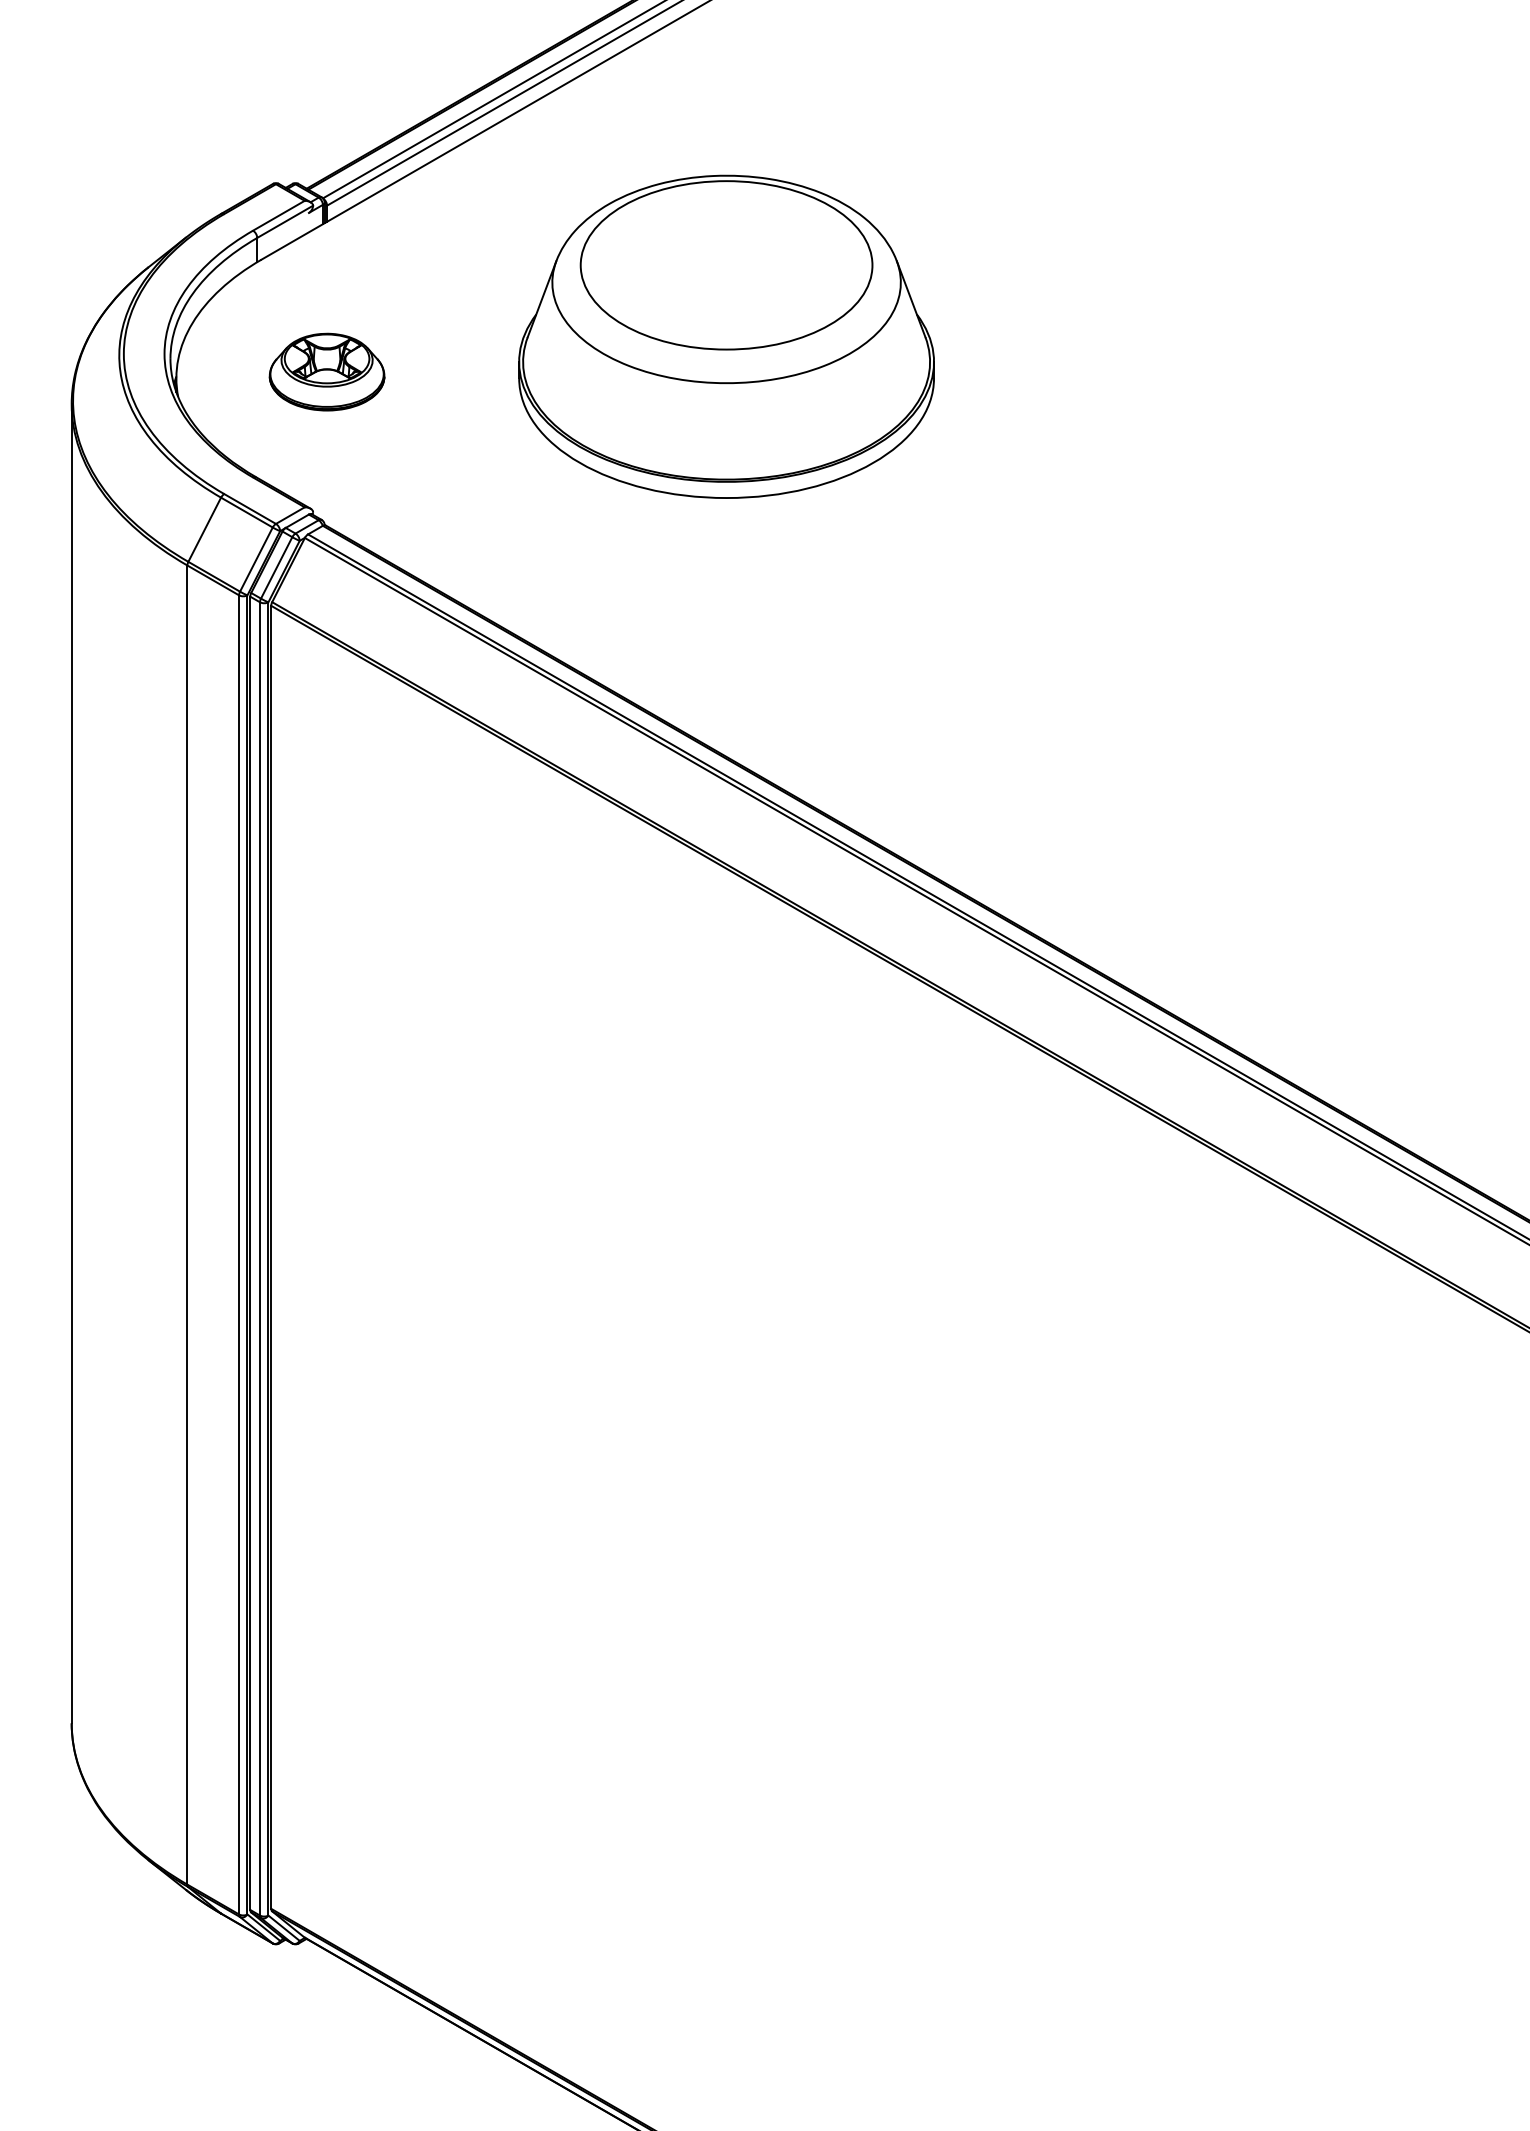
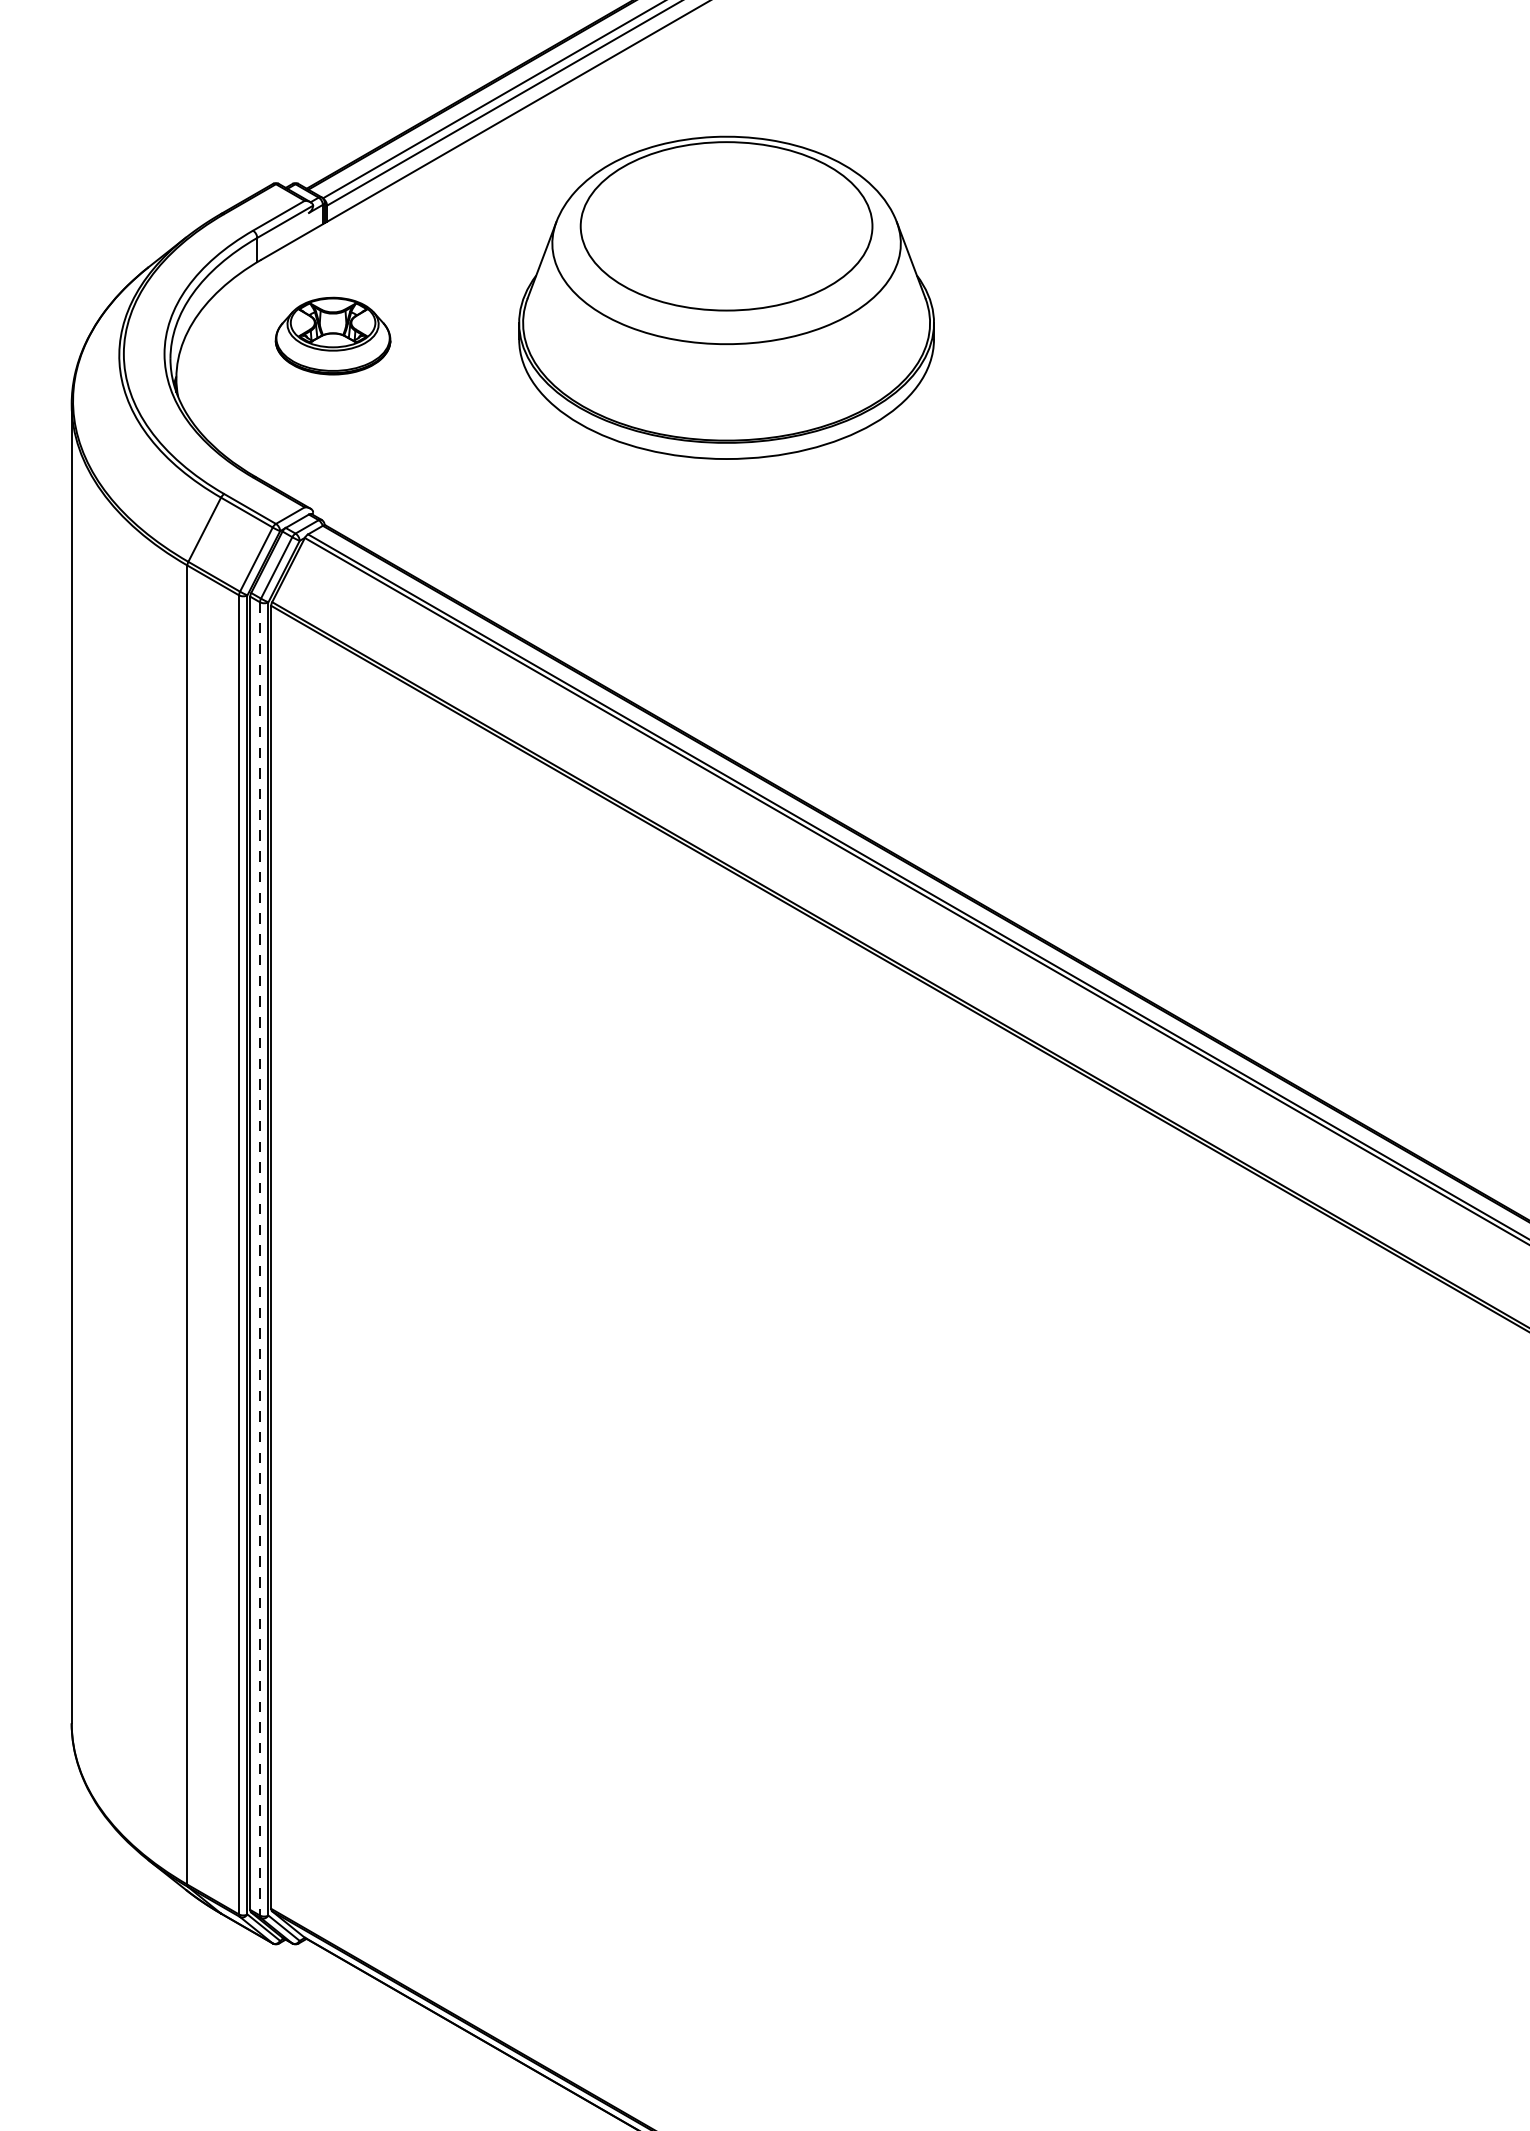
part position: (726, 336) -> (726, 297) (726, 297)
part position: (326, 371) -> (332, 335) (332, 335)
line: solid -> dashed (260, 1258)
